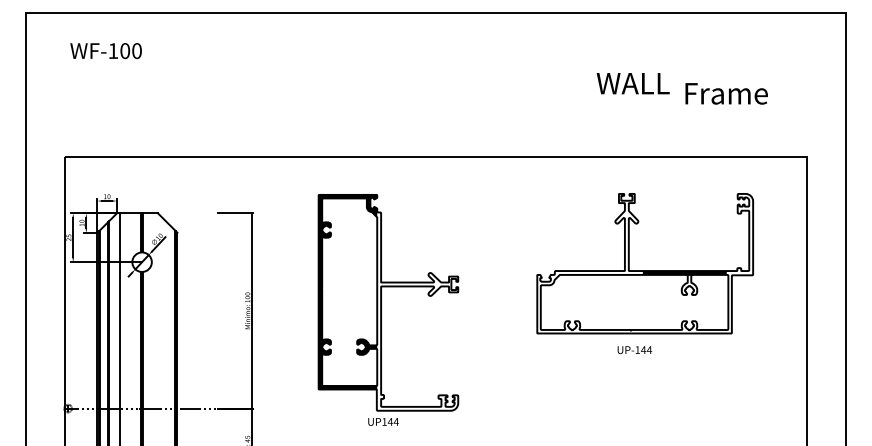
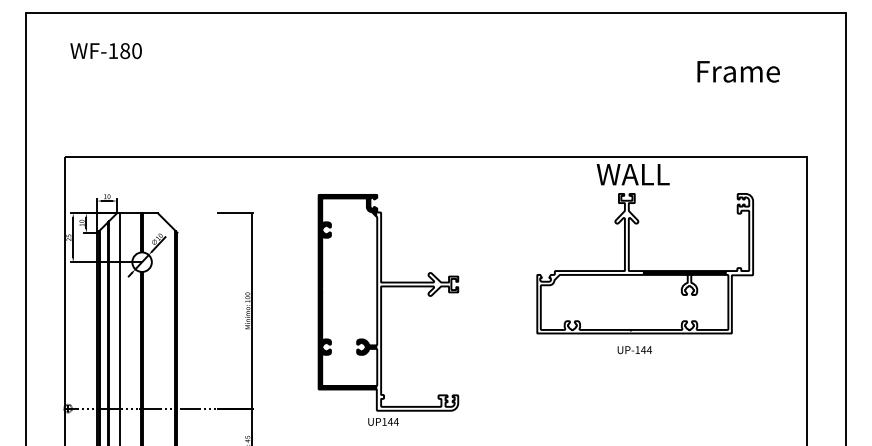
text: WF-100 -> WF-180 (125, 50)
text position: (632, 83) -> (632, 174) (632, 174)
text position: (726, 93) -> (738, 71) (738, 71)
